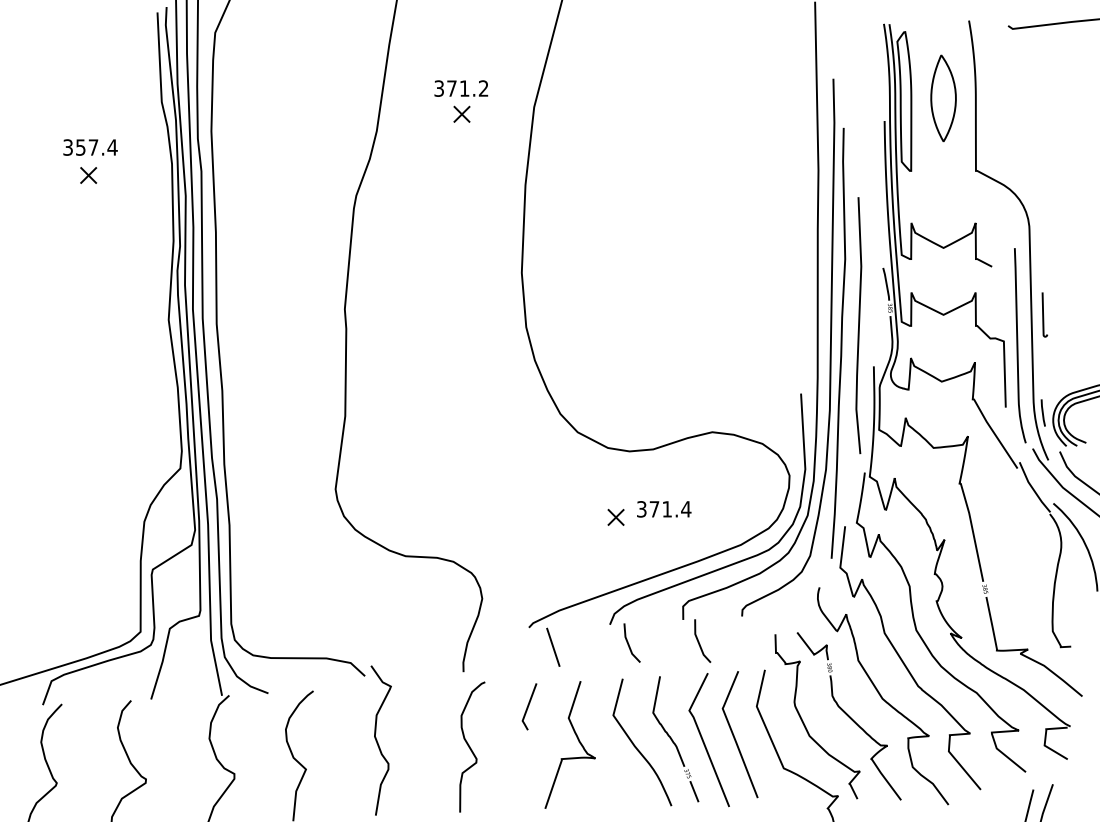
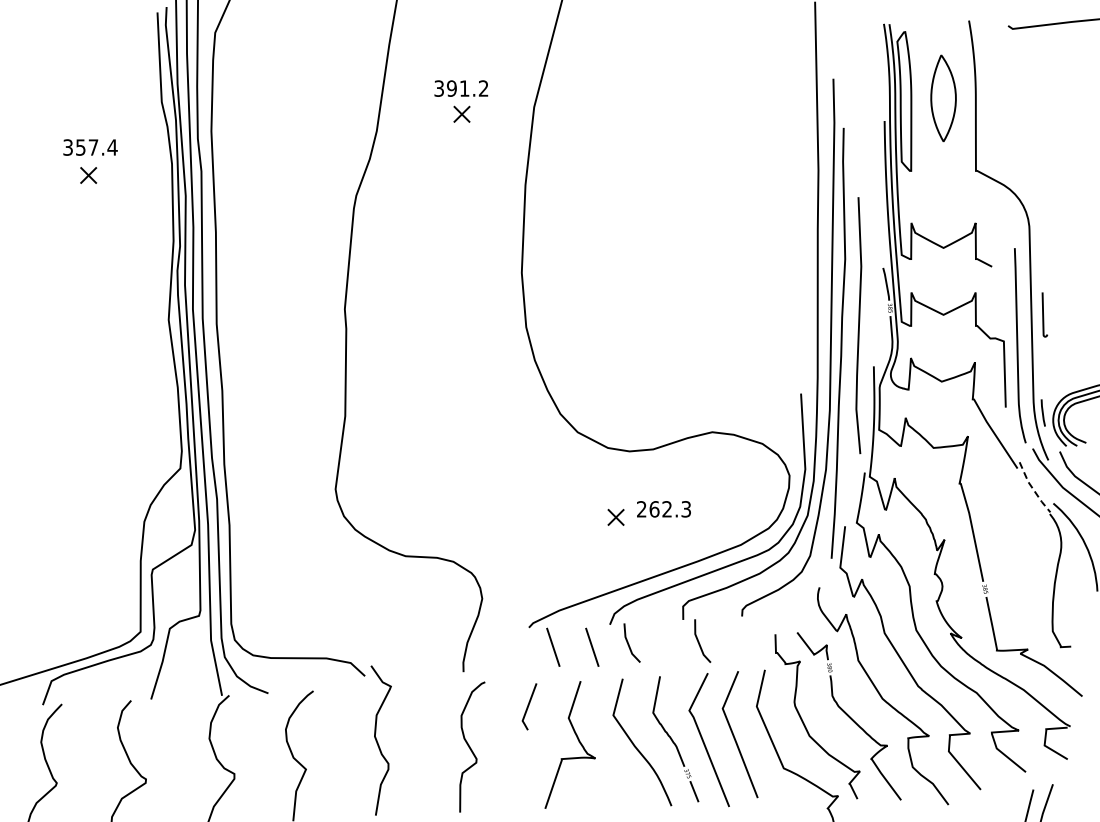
text: 371.2 -> 391.2 (451, 88)
line: solid -> dashed (1032, 488)
text: 371.4 -> 262.3 (664, 509)
line: none -> present (592, 646)
